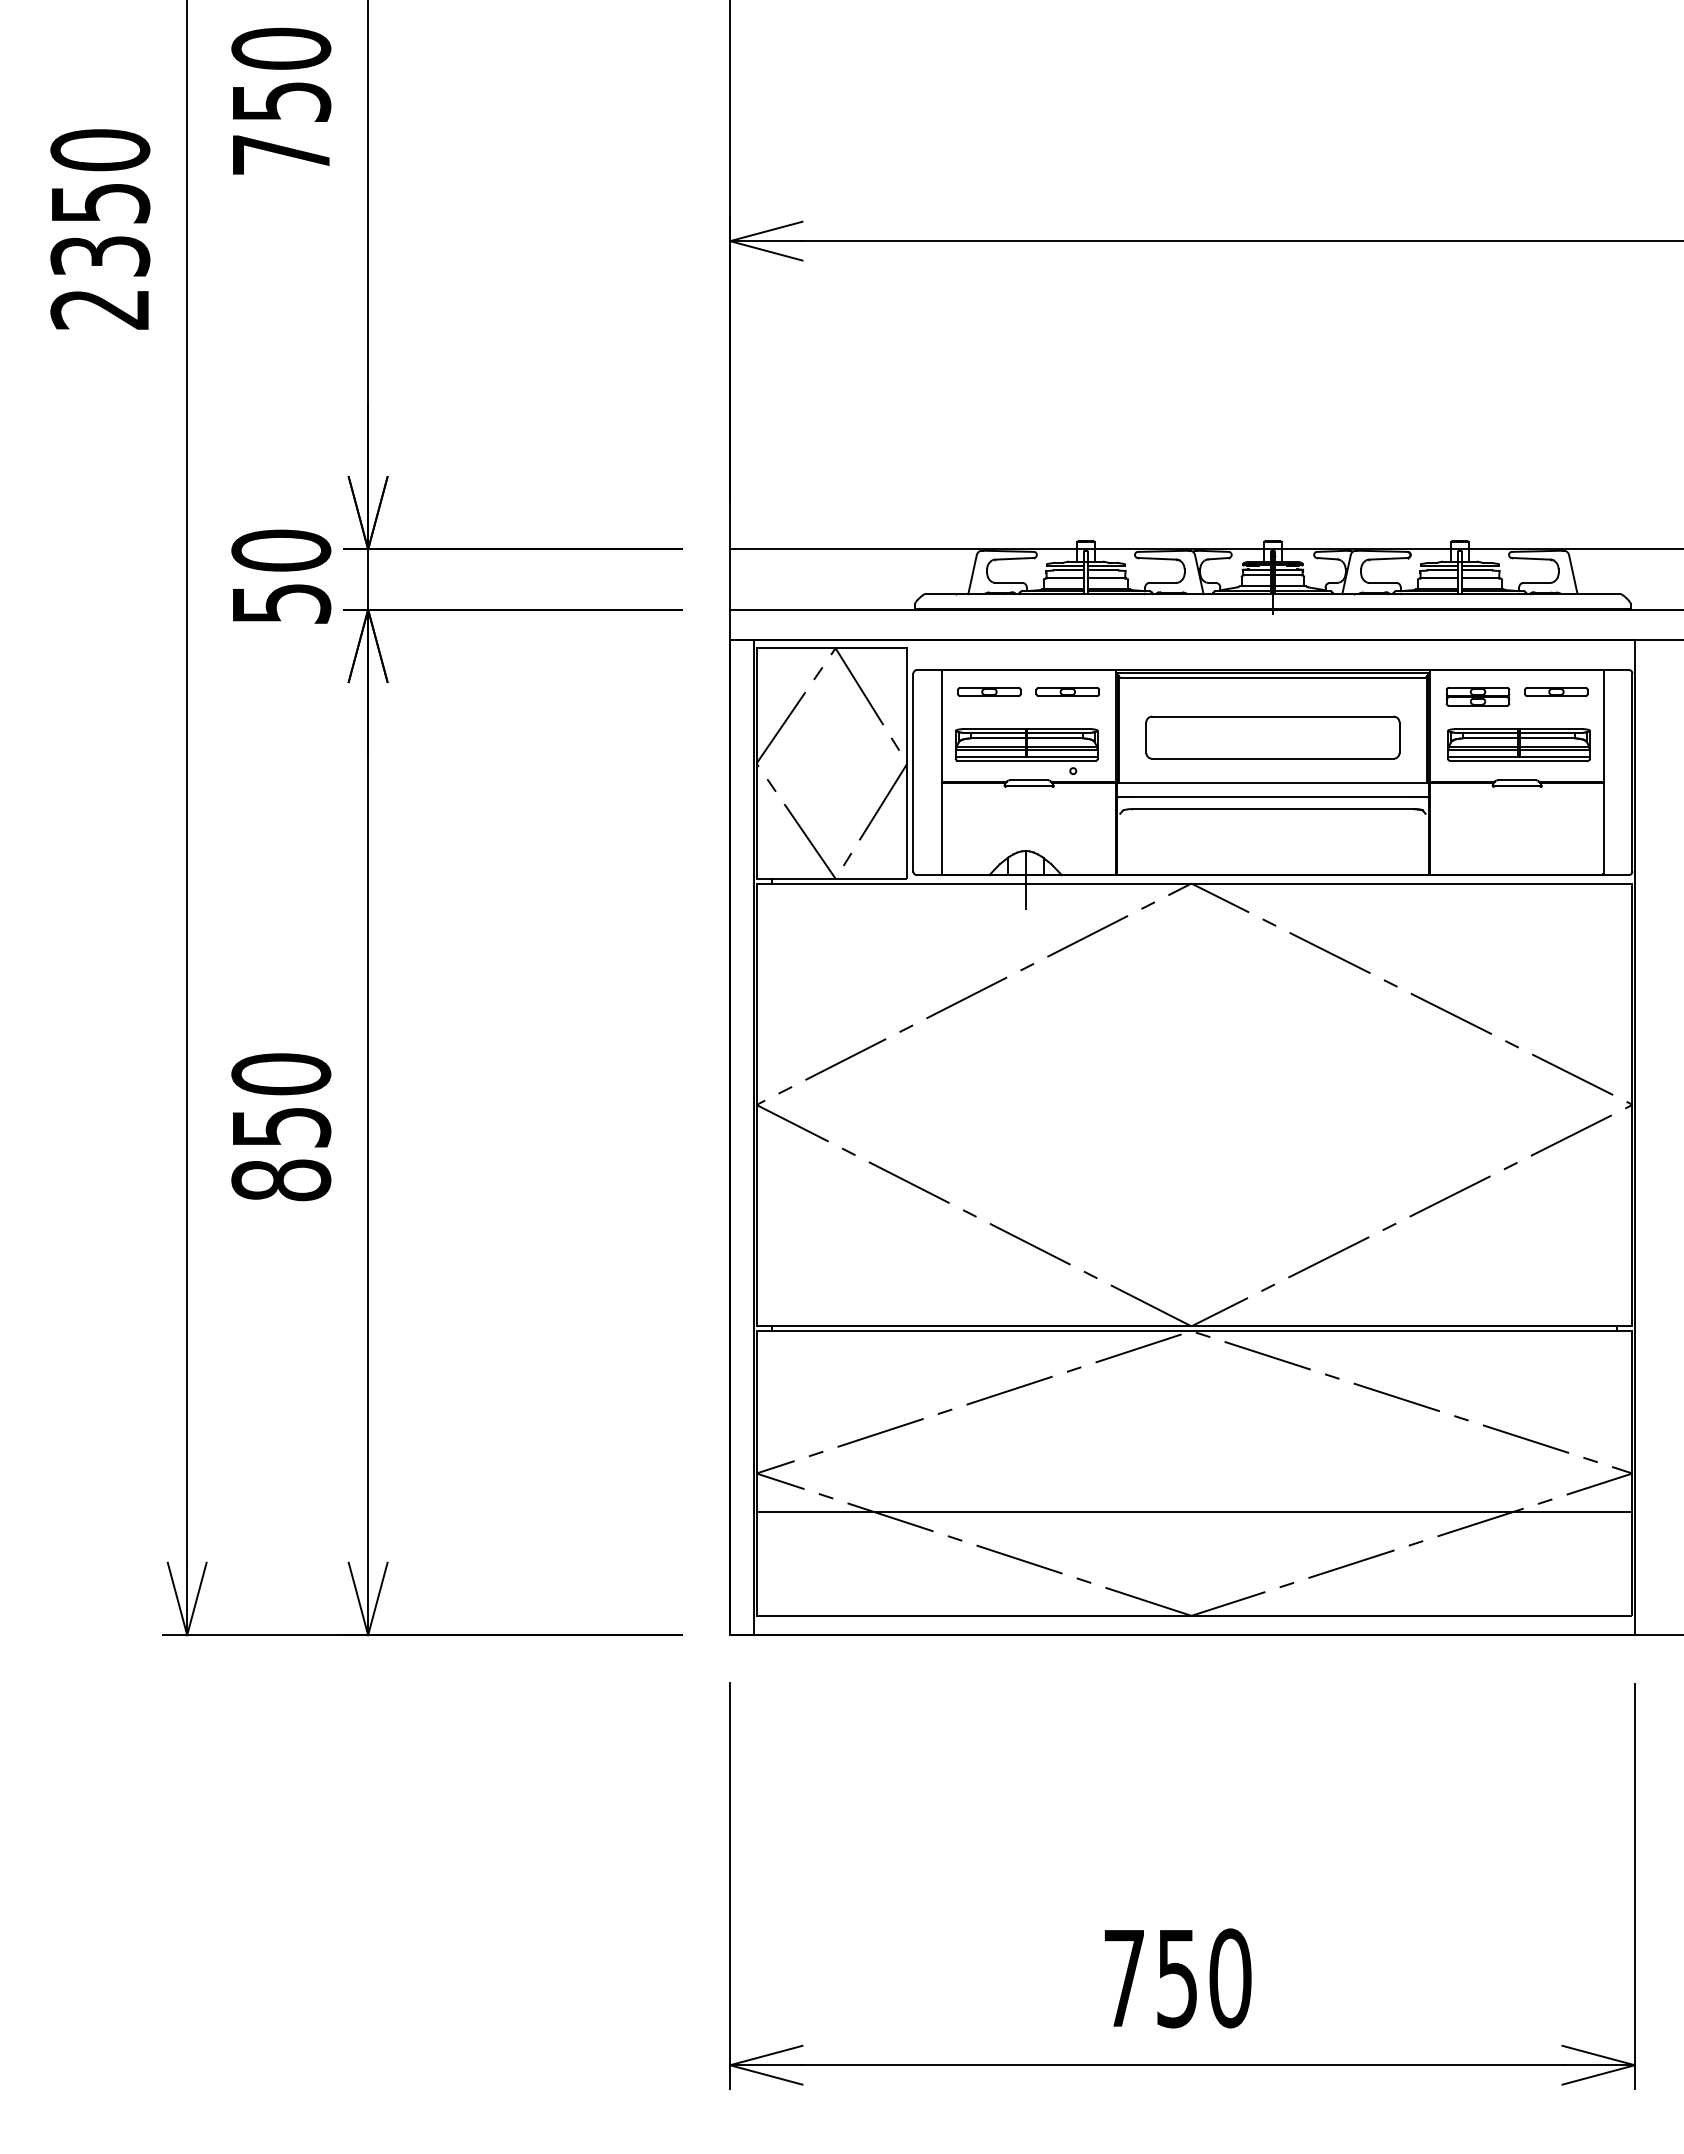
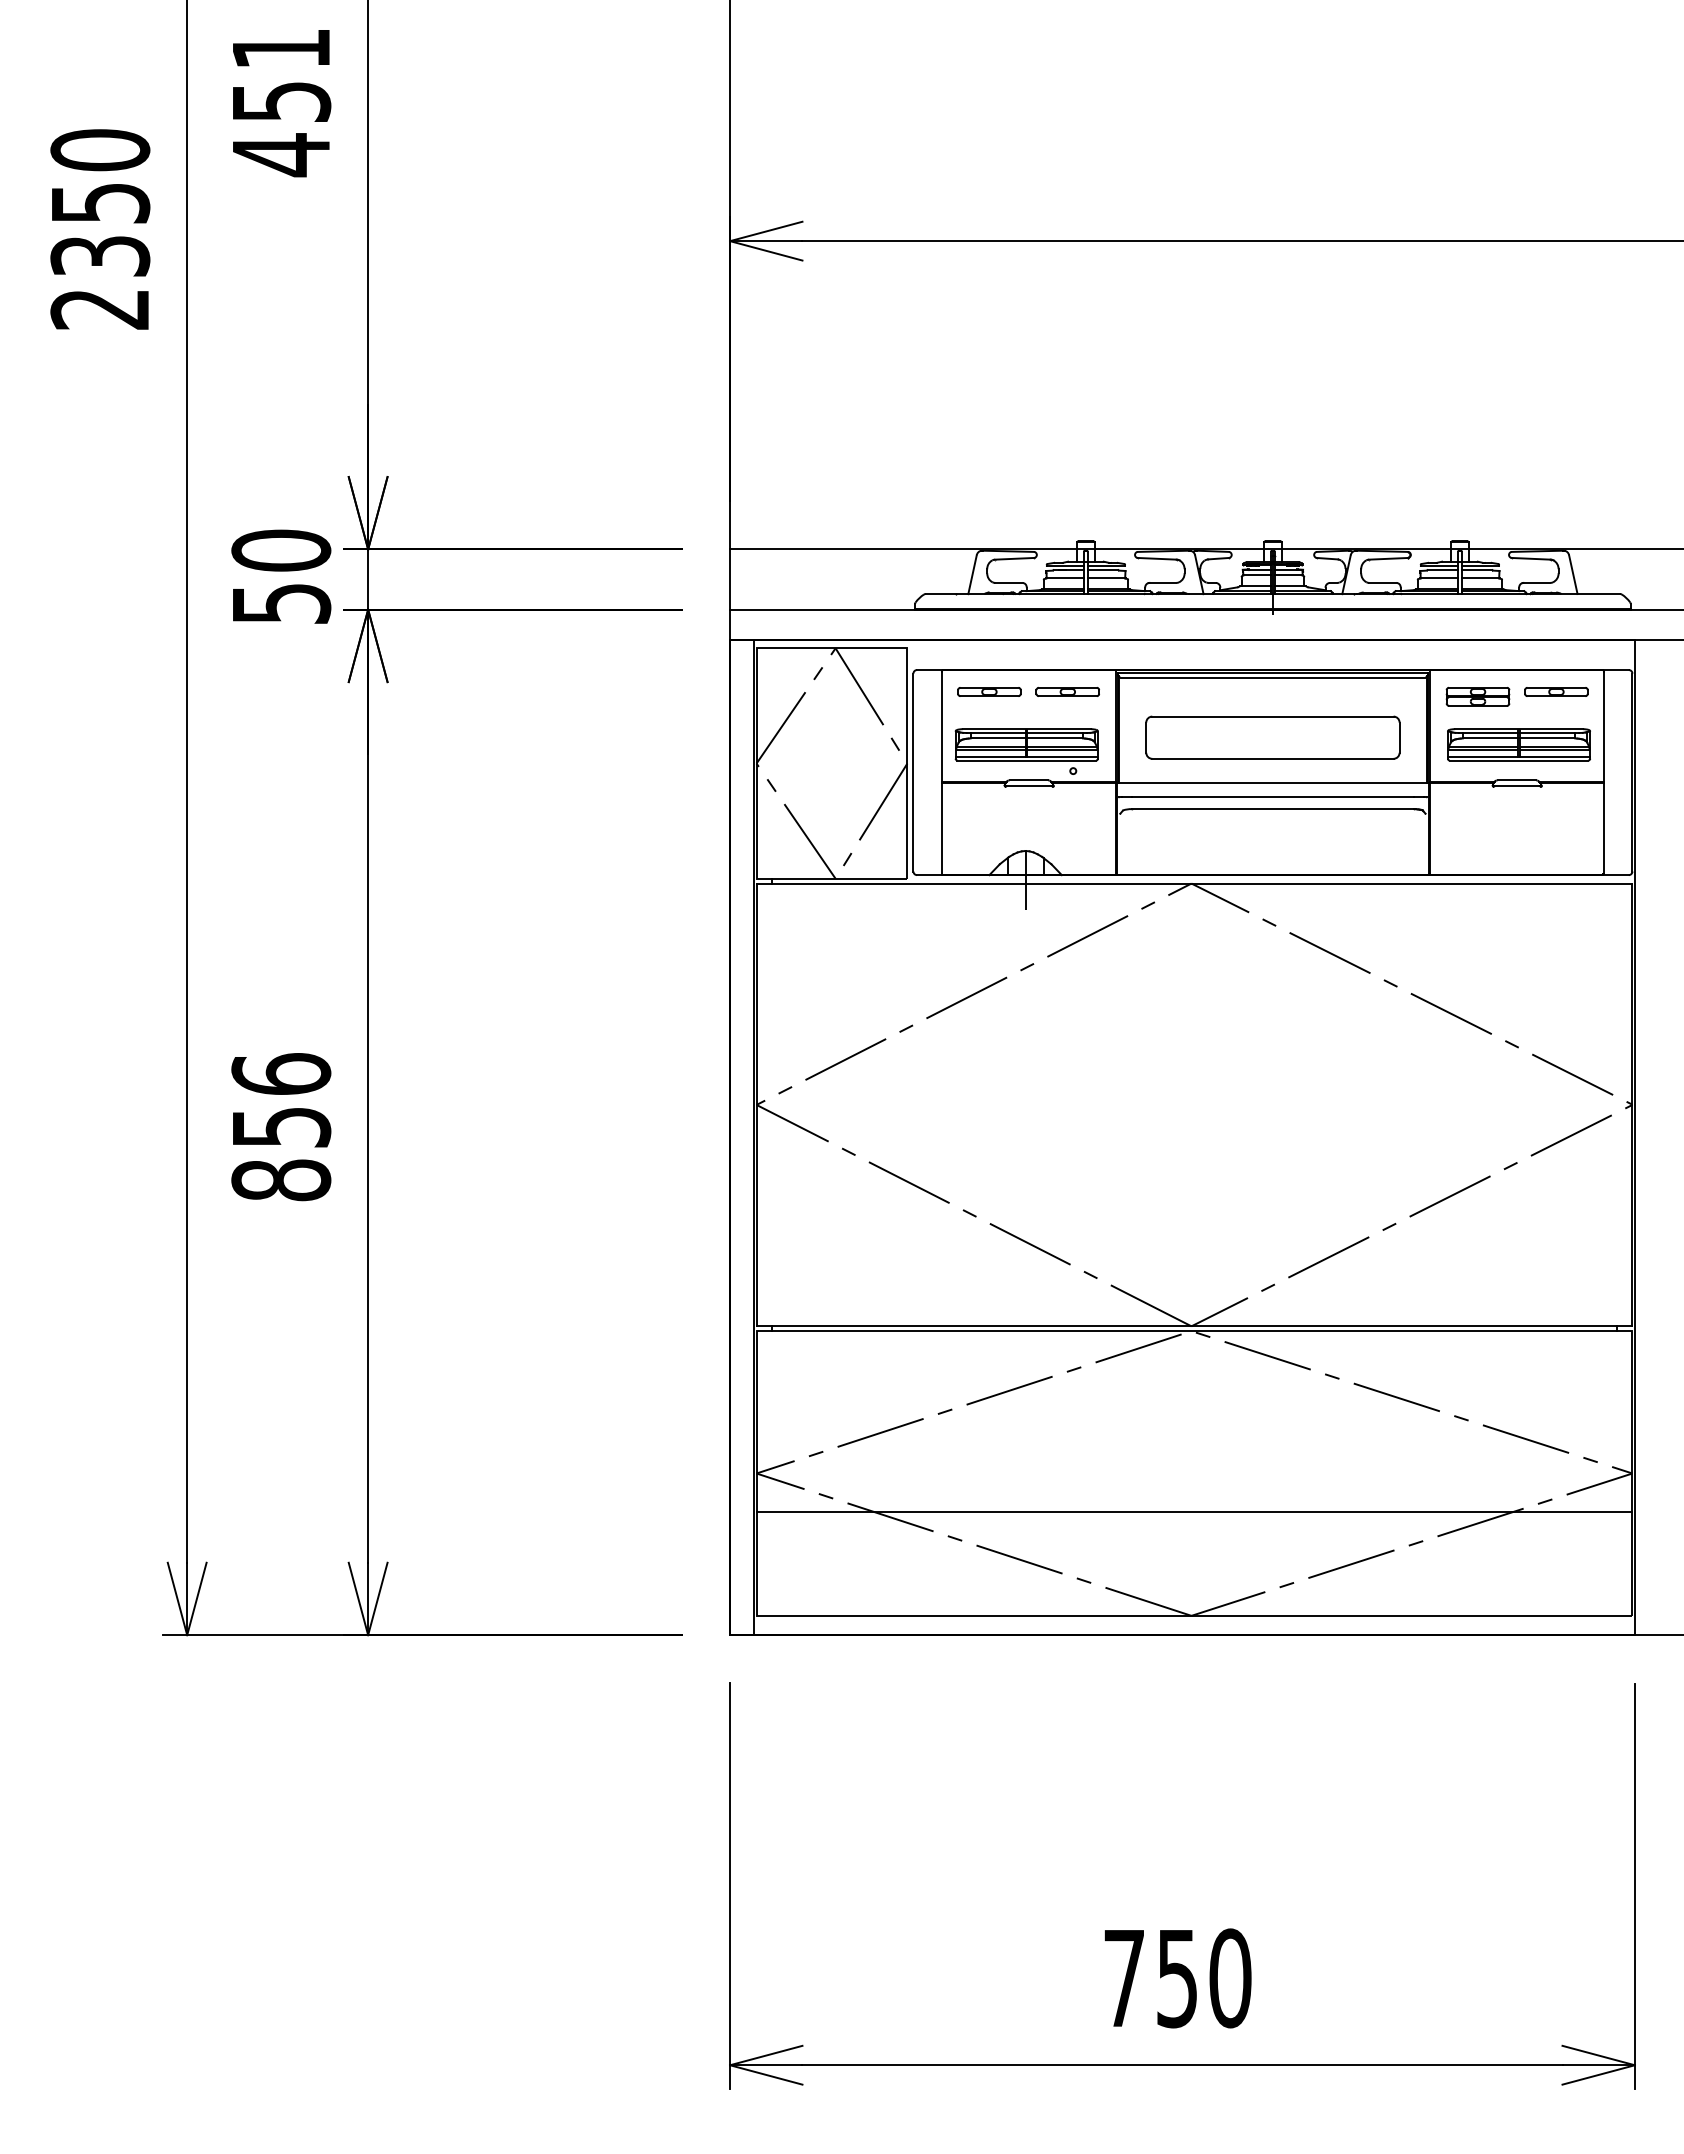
text: 750 -> 451 (281, 102)
text: 850 -> 856 (281, 1074)
